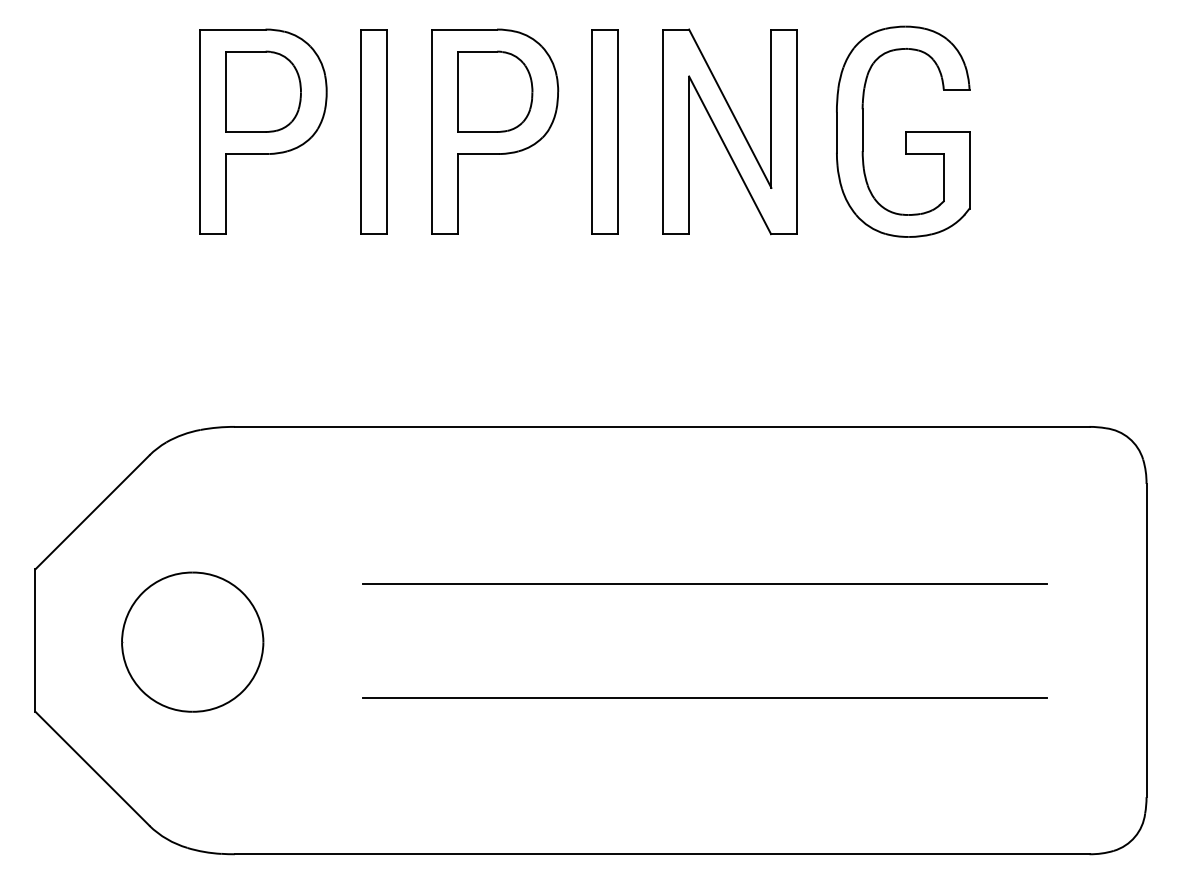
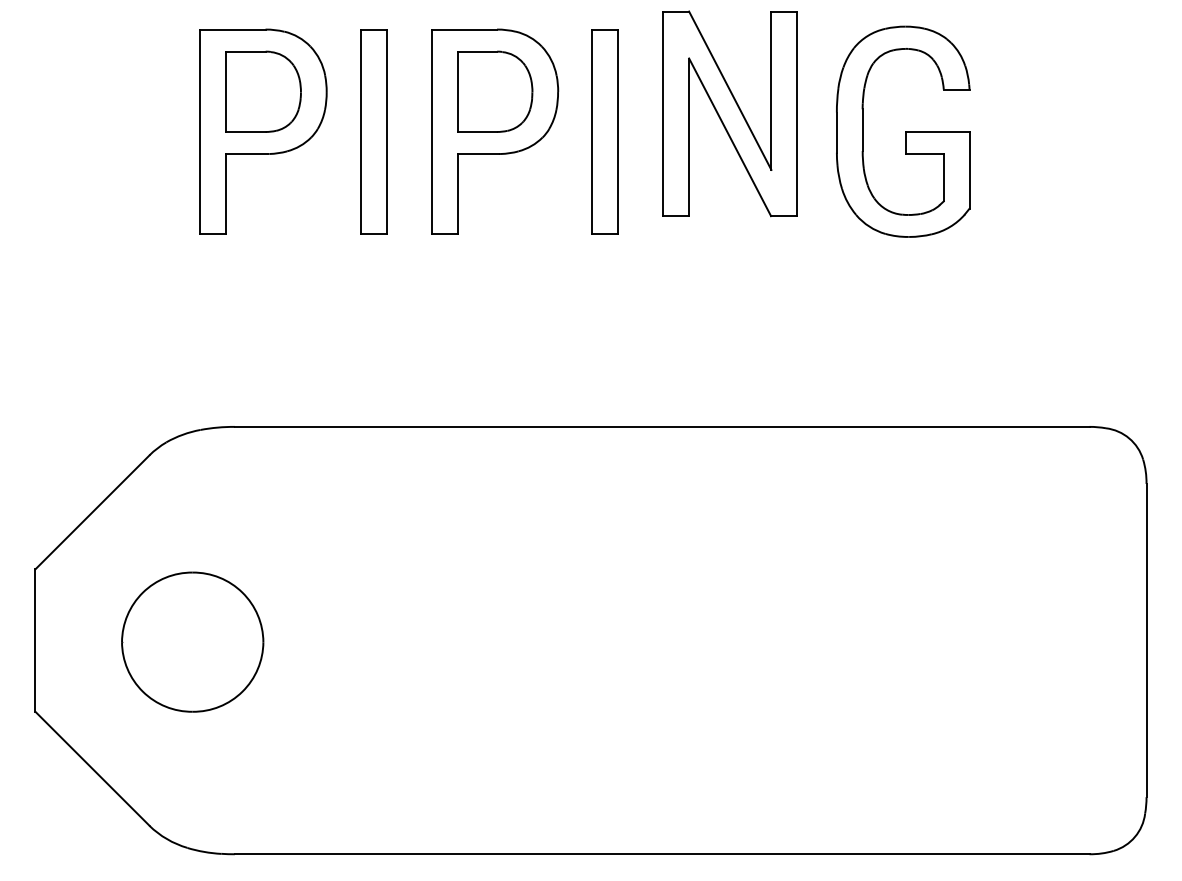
part position: (729, 131) -> (729, 113) (729, 113)
line: present -> none (704, 583)
line: present -> none (704, 697)
